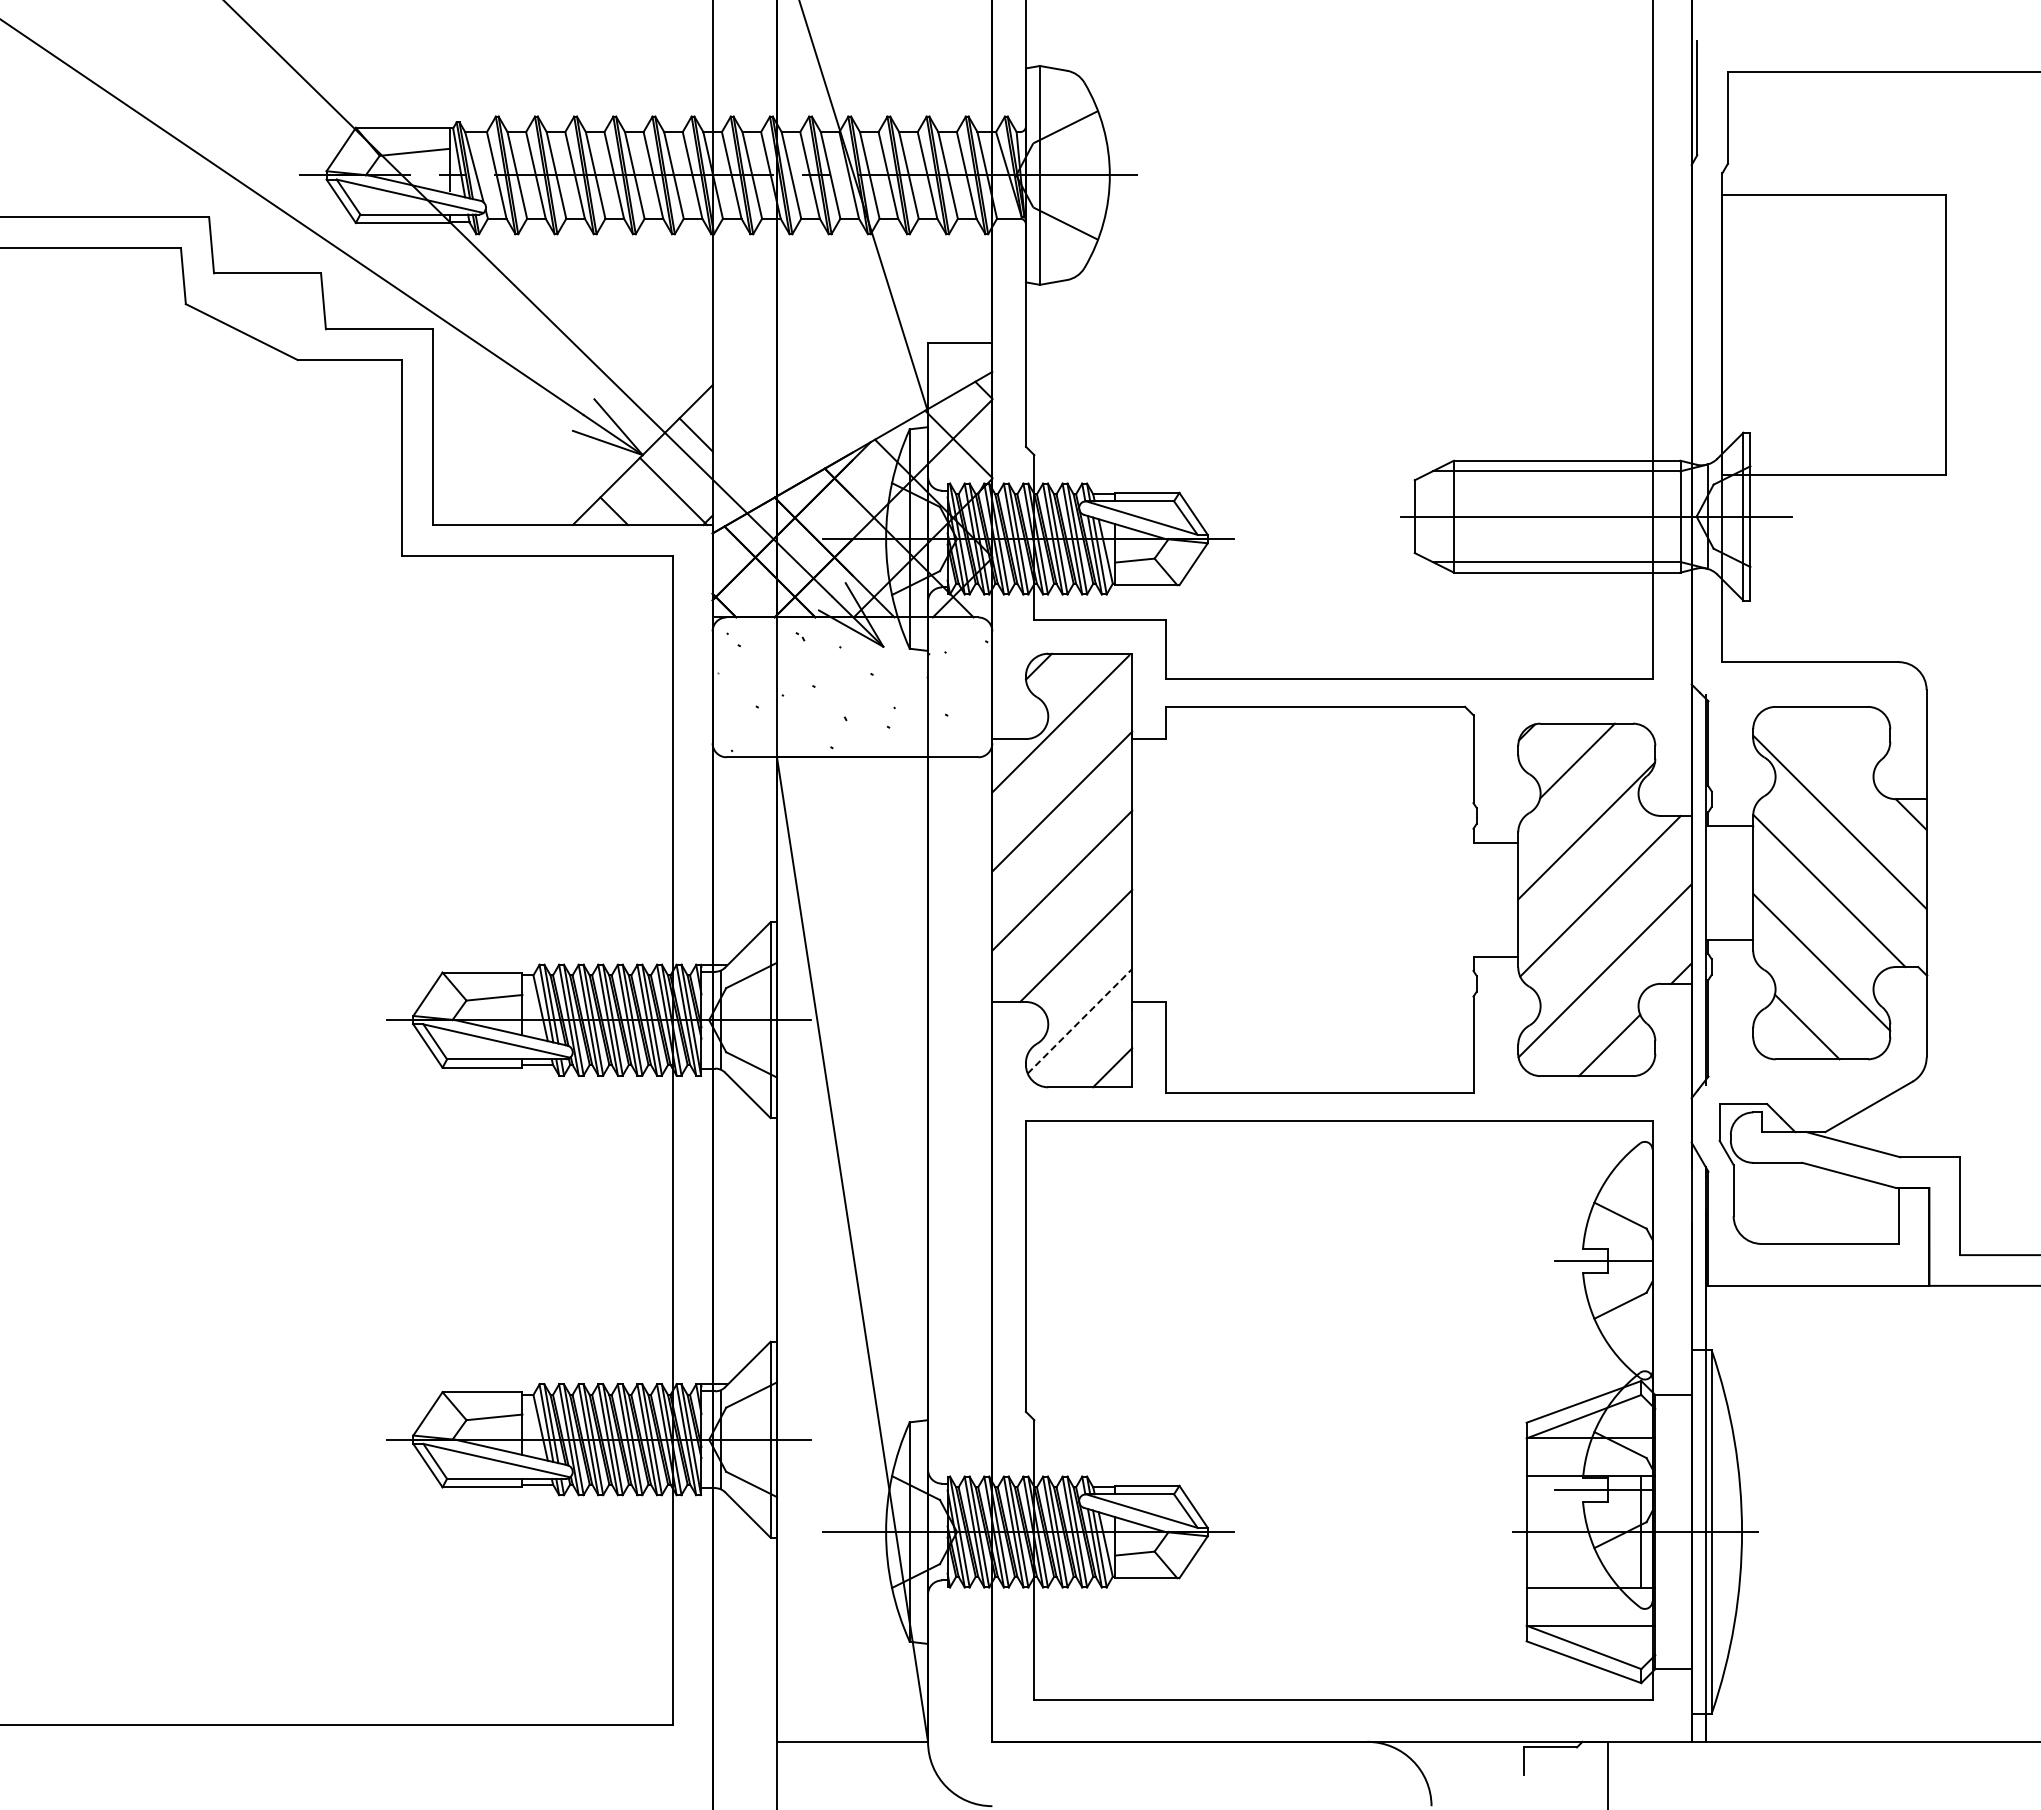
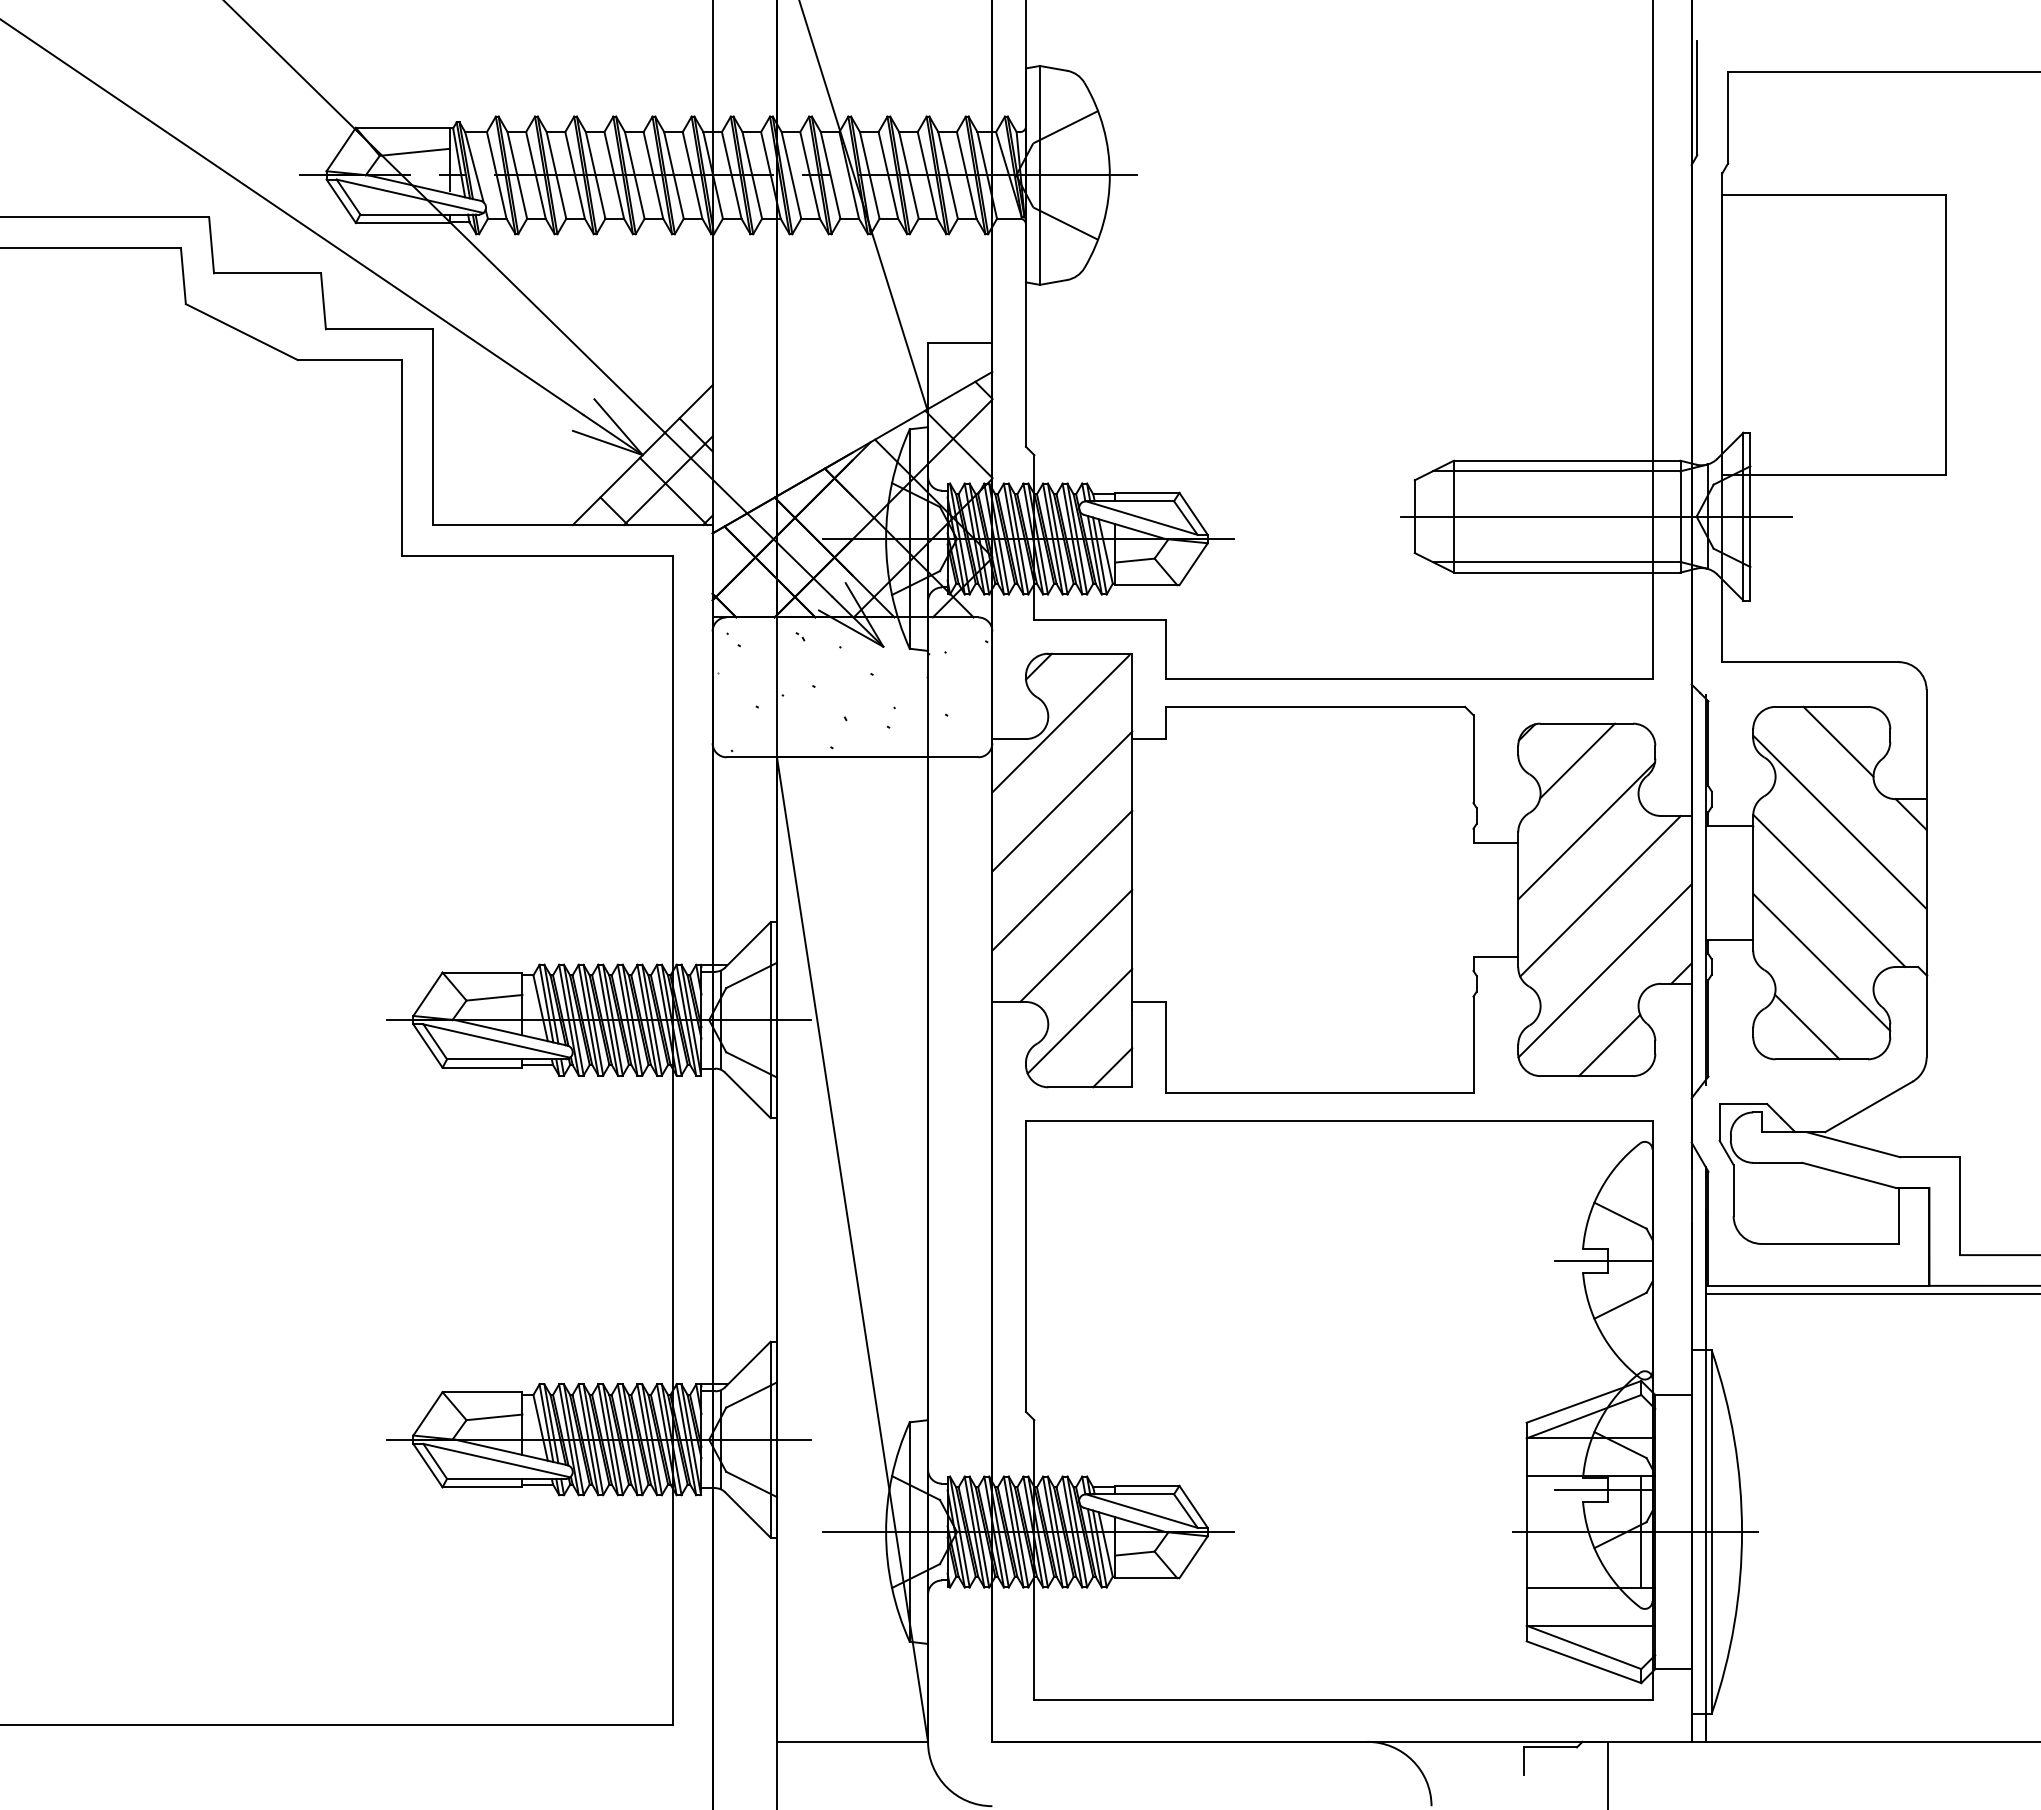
line: none -> present (668, 480)
line: none -> present (1838, 741)
line: dashed -> solid (1079, 1021)
line: none -> present (1871, 1294)
